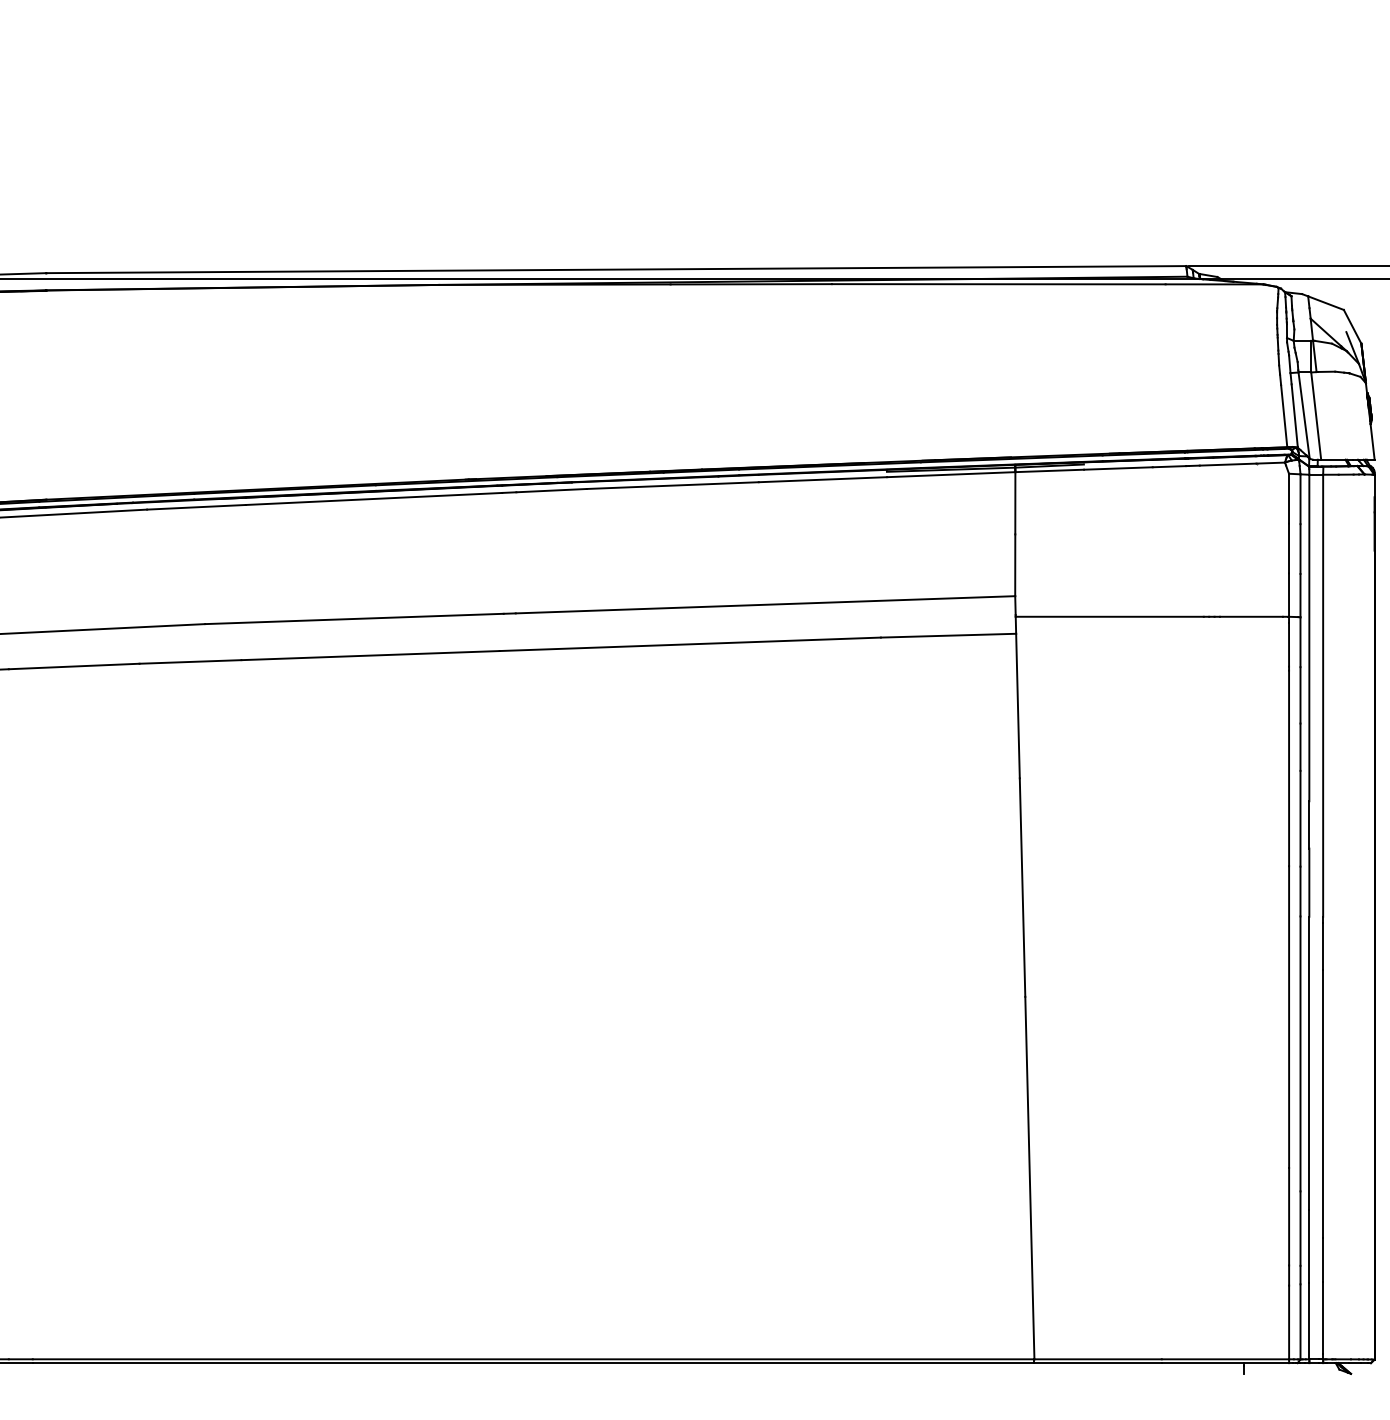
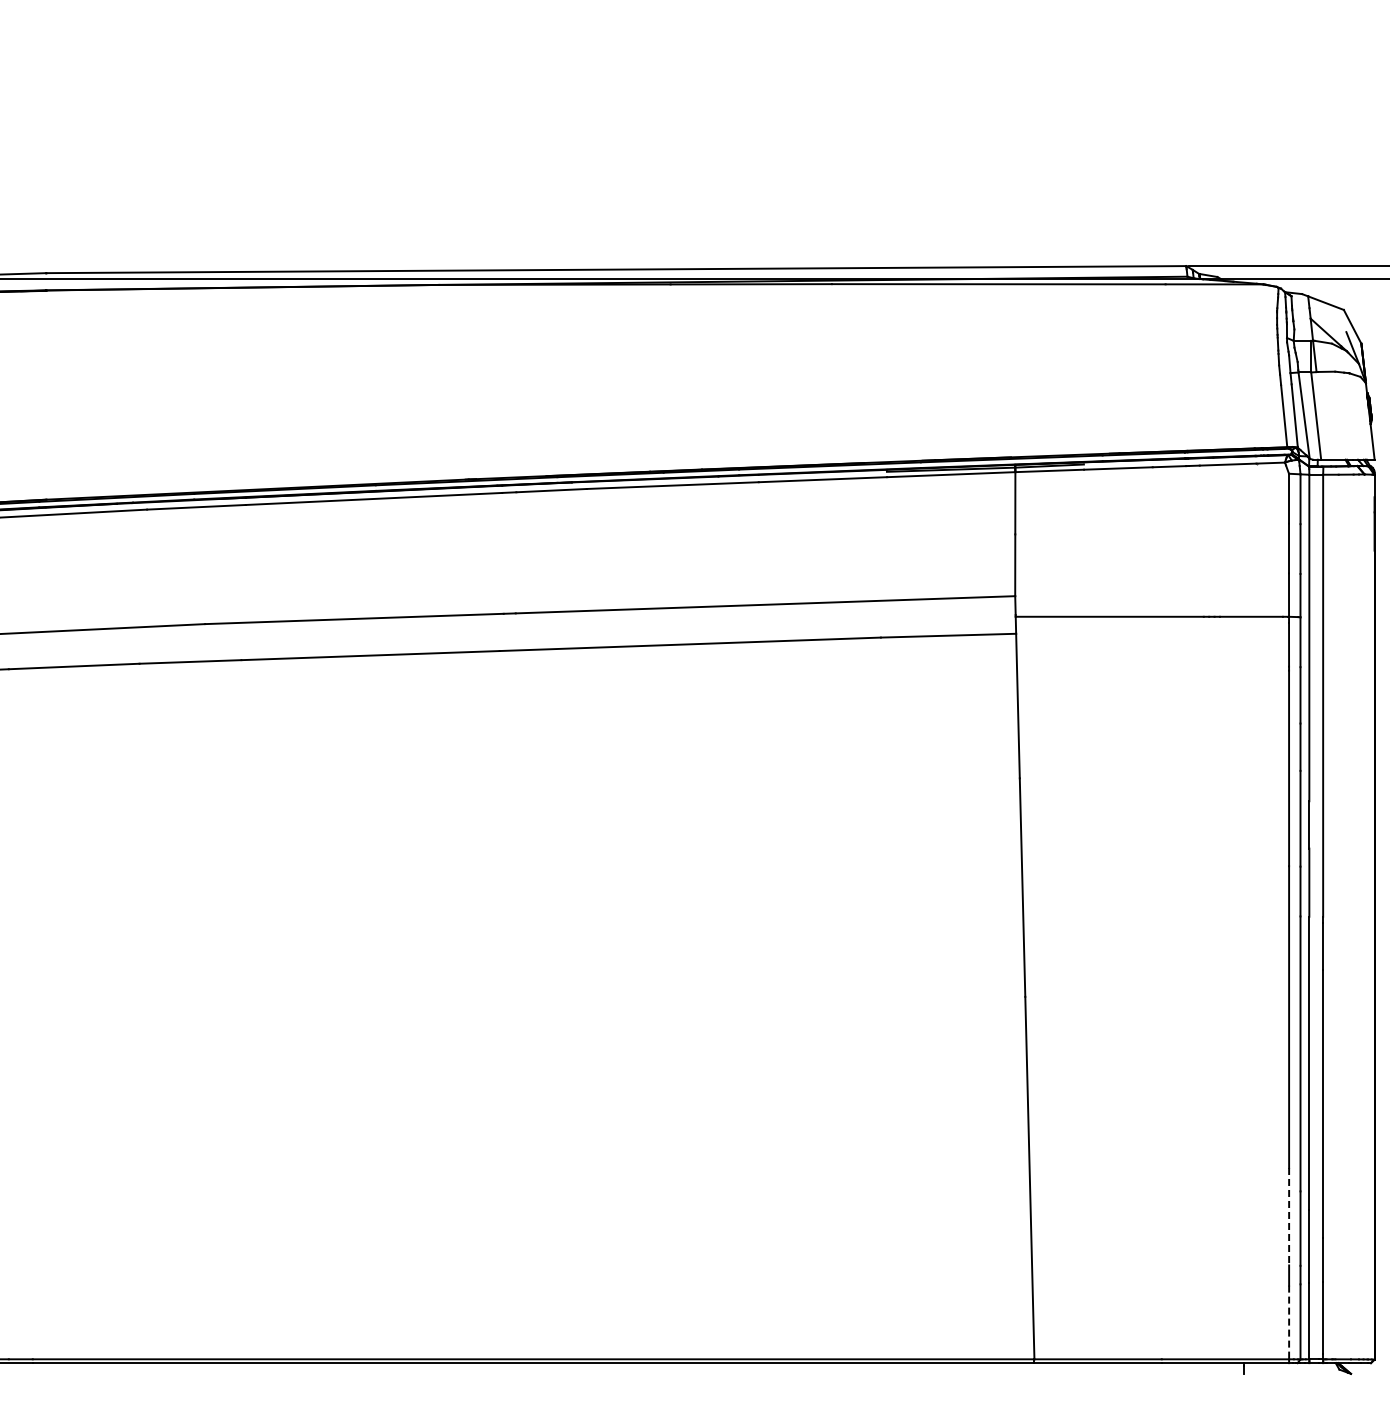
line: solid -> dashed (1289, 1216)
line: solid -> dashed (1289, 1322)
